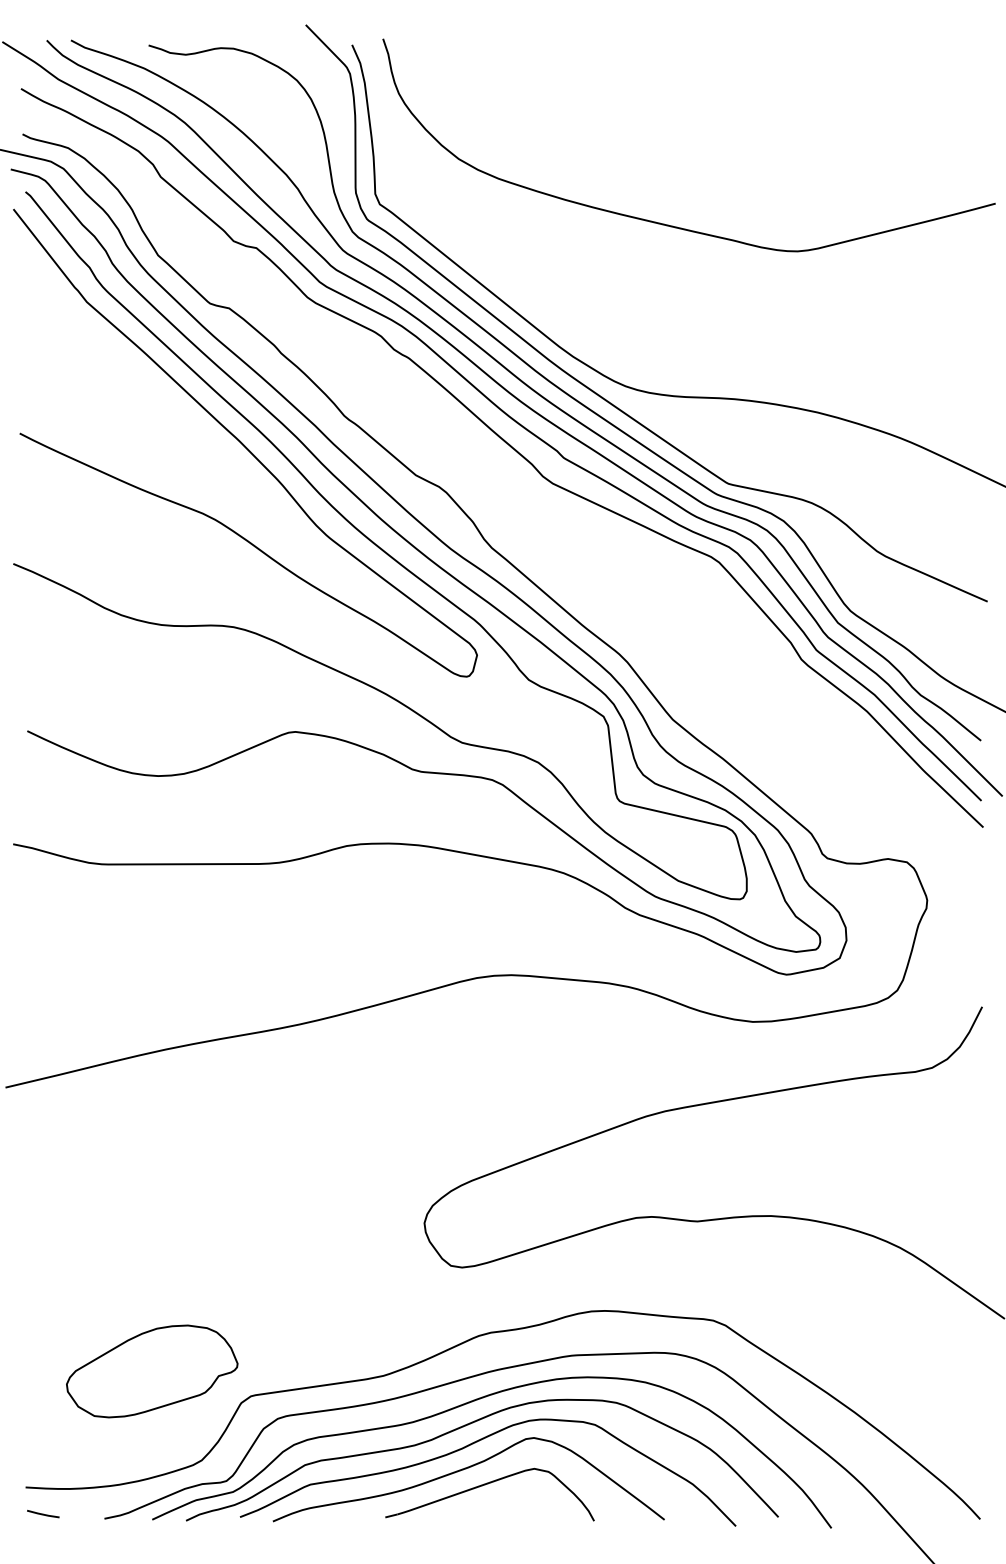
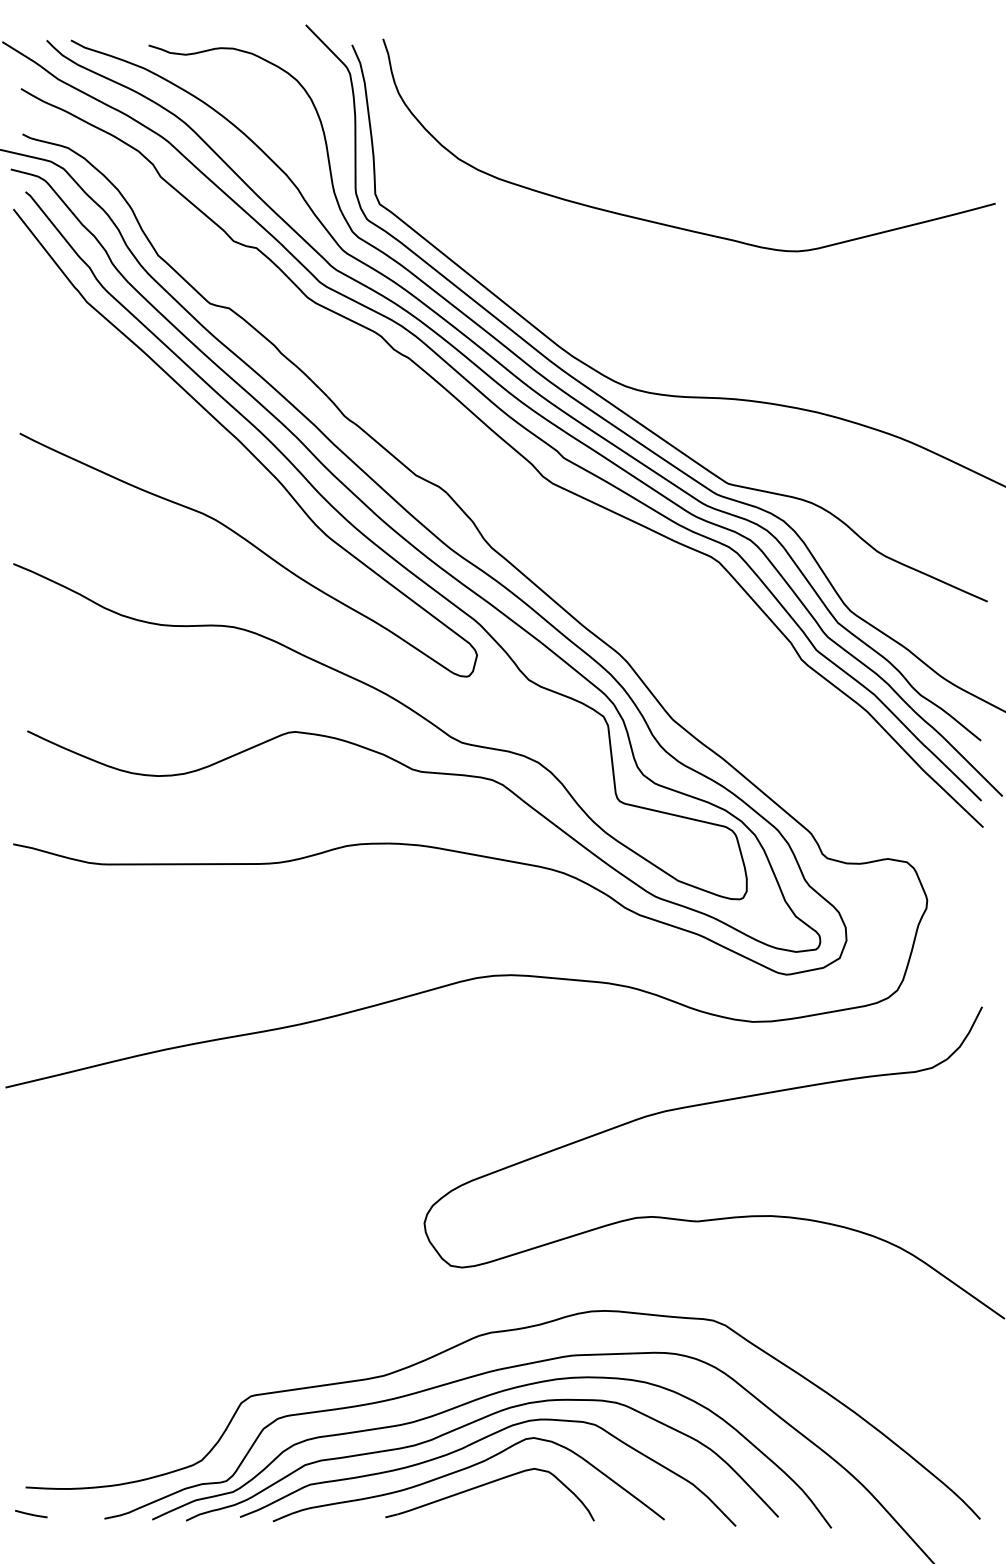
part: present -> none (152, 1371)
line position: (43, 1513) -> (31, 1513) (31, 1513)
